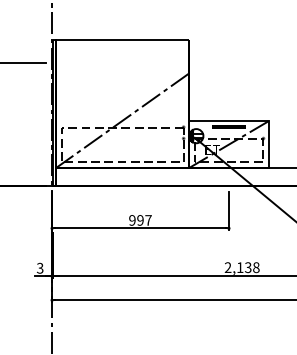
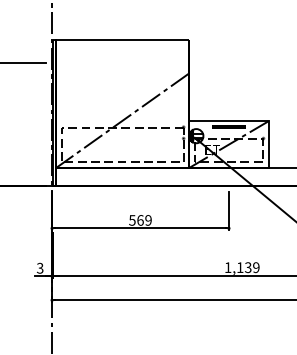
text: 997 -> 569 (140, 220)
text: 2,138 -> 1,139 (241, 267)
